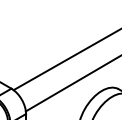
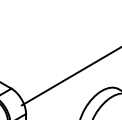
line: present -> none (65, 60)
line position: (71, 84) -> (69, 76) (69, 76)
